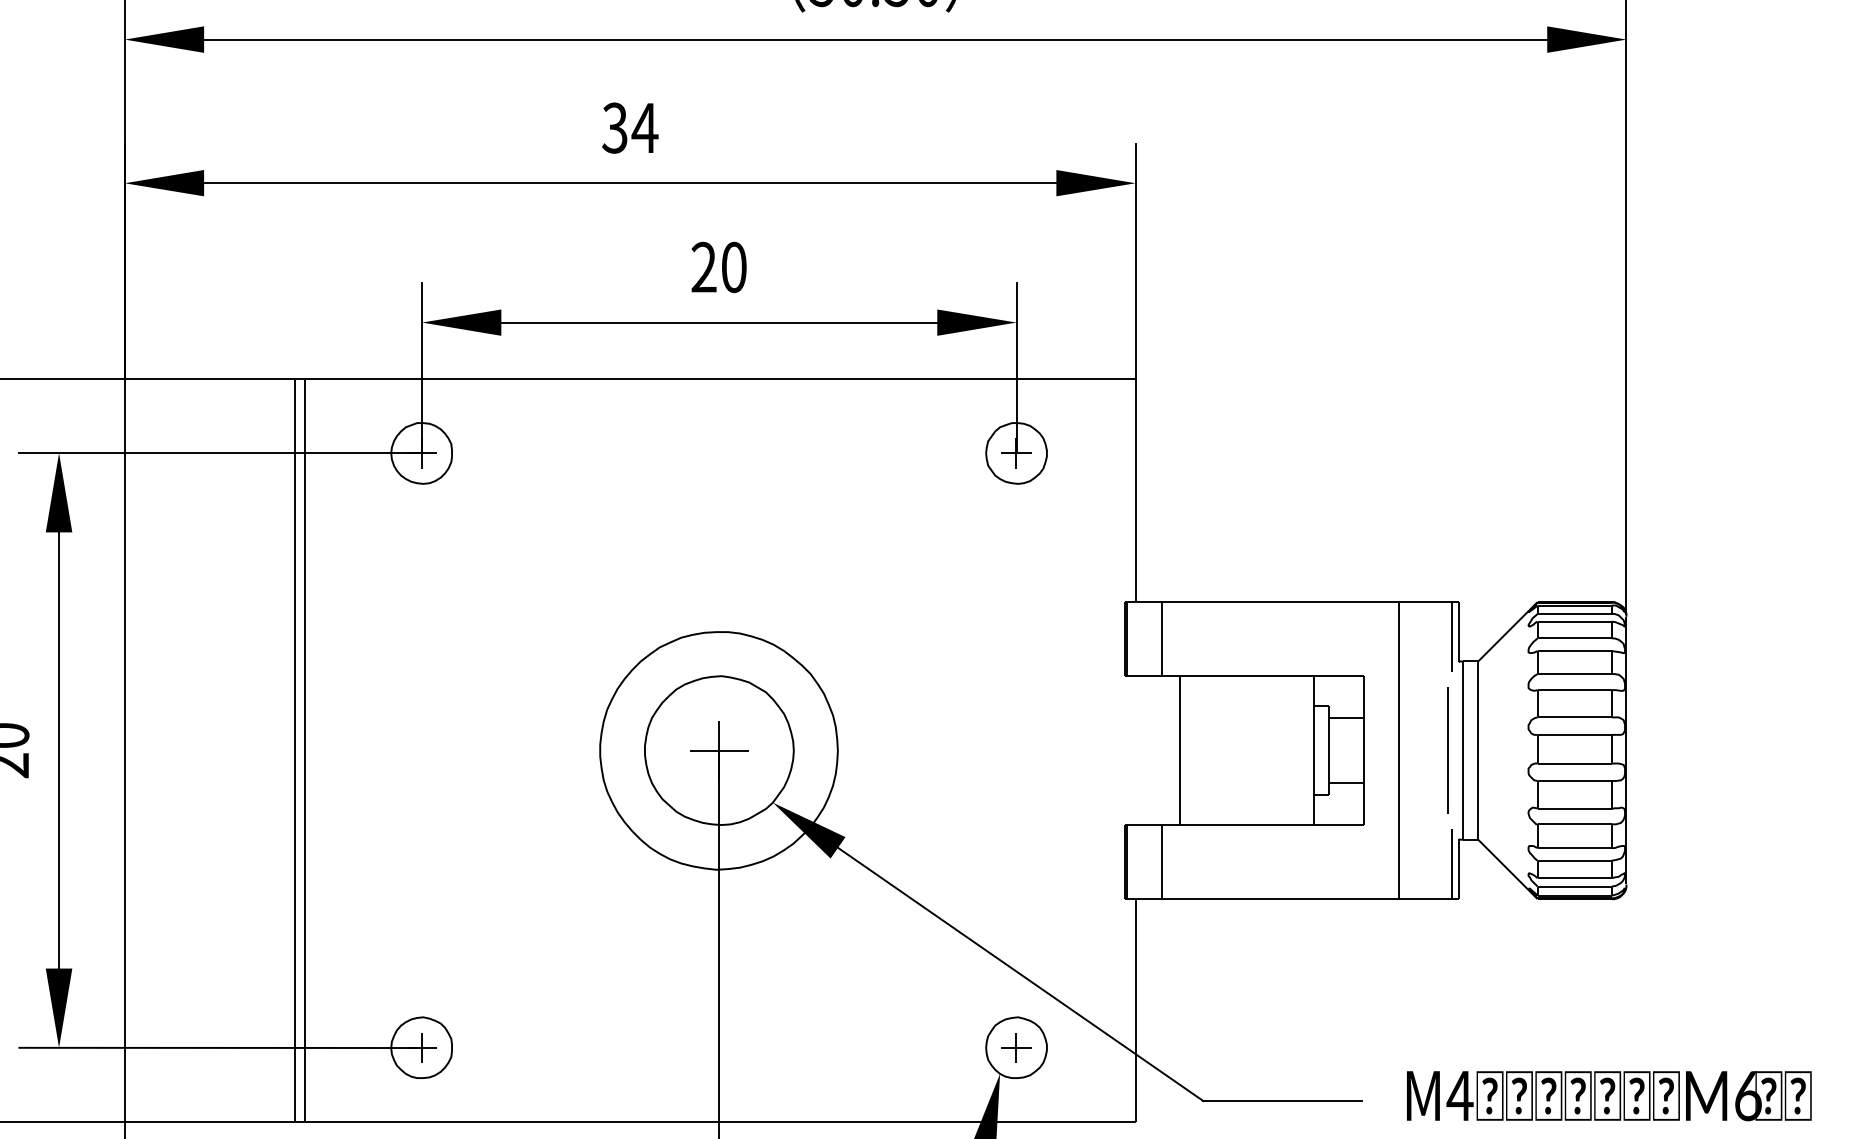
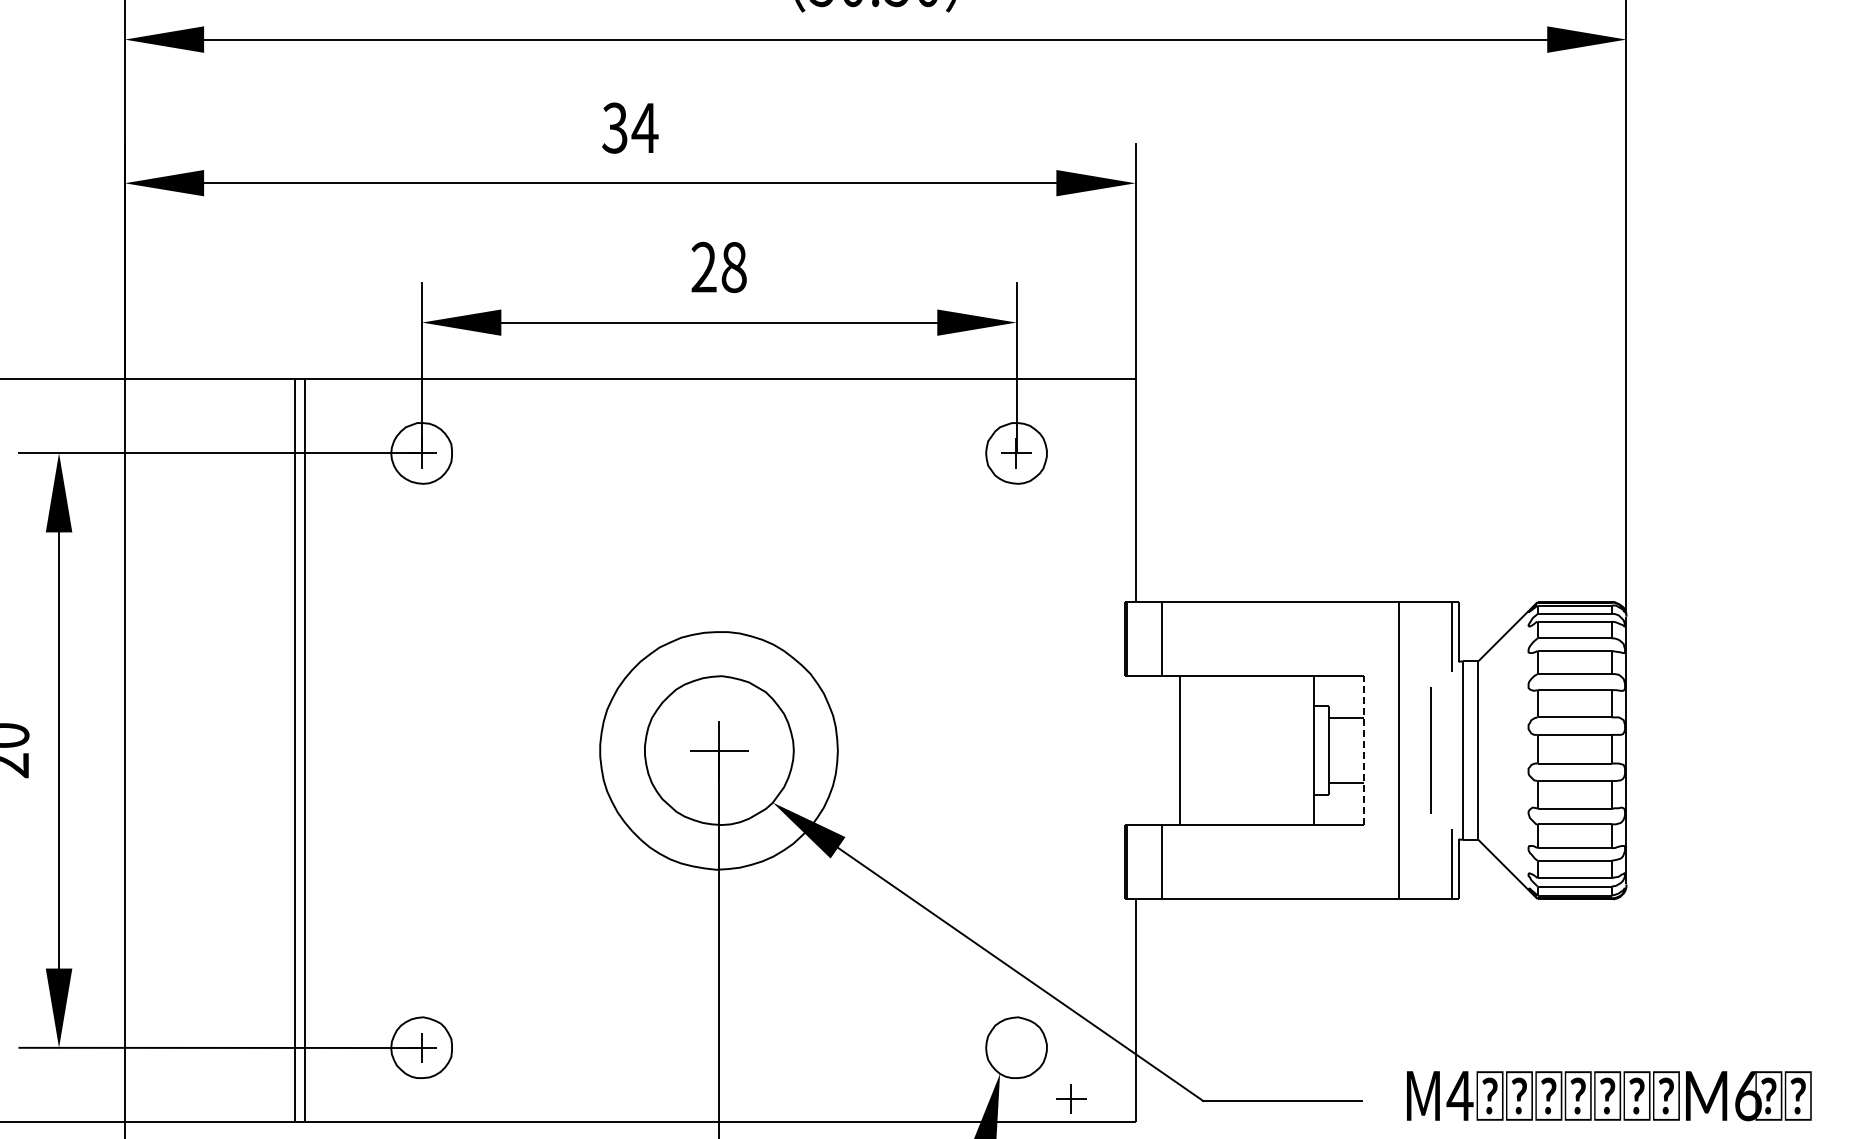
text: 20 -> 28 (733, 266)
line: solid -> dashed (1364, 750)
line position: (1447, 750) -> (1430, 750) (1430, 750)
part position: (1016, 1047) -> (1071, 1098) (1071, 1098)
